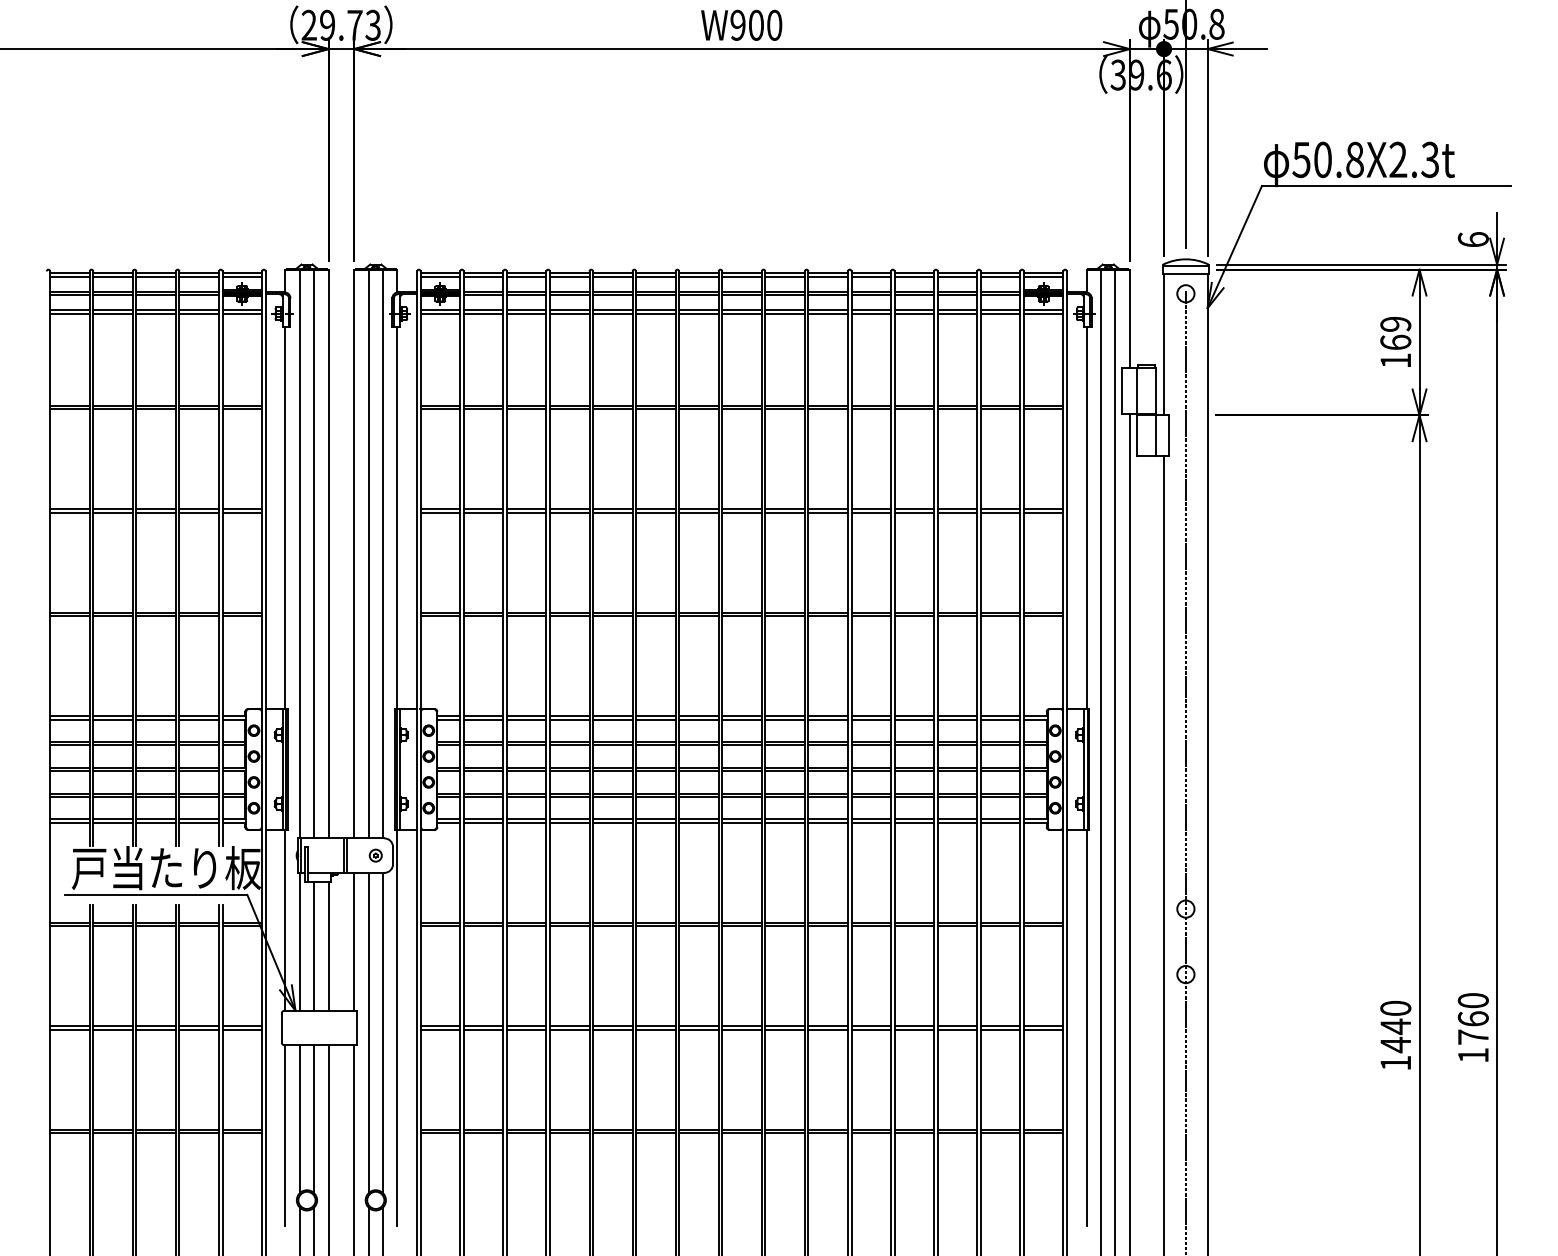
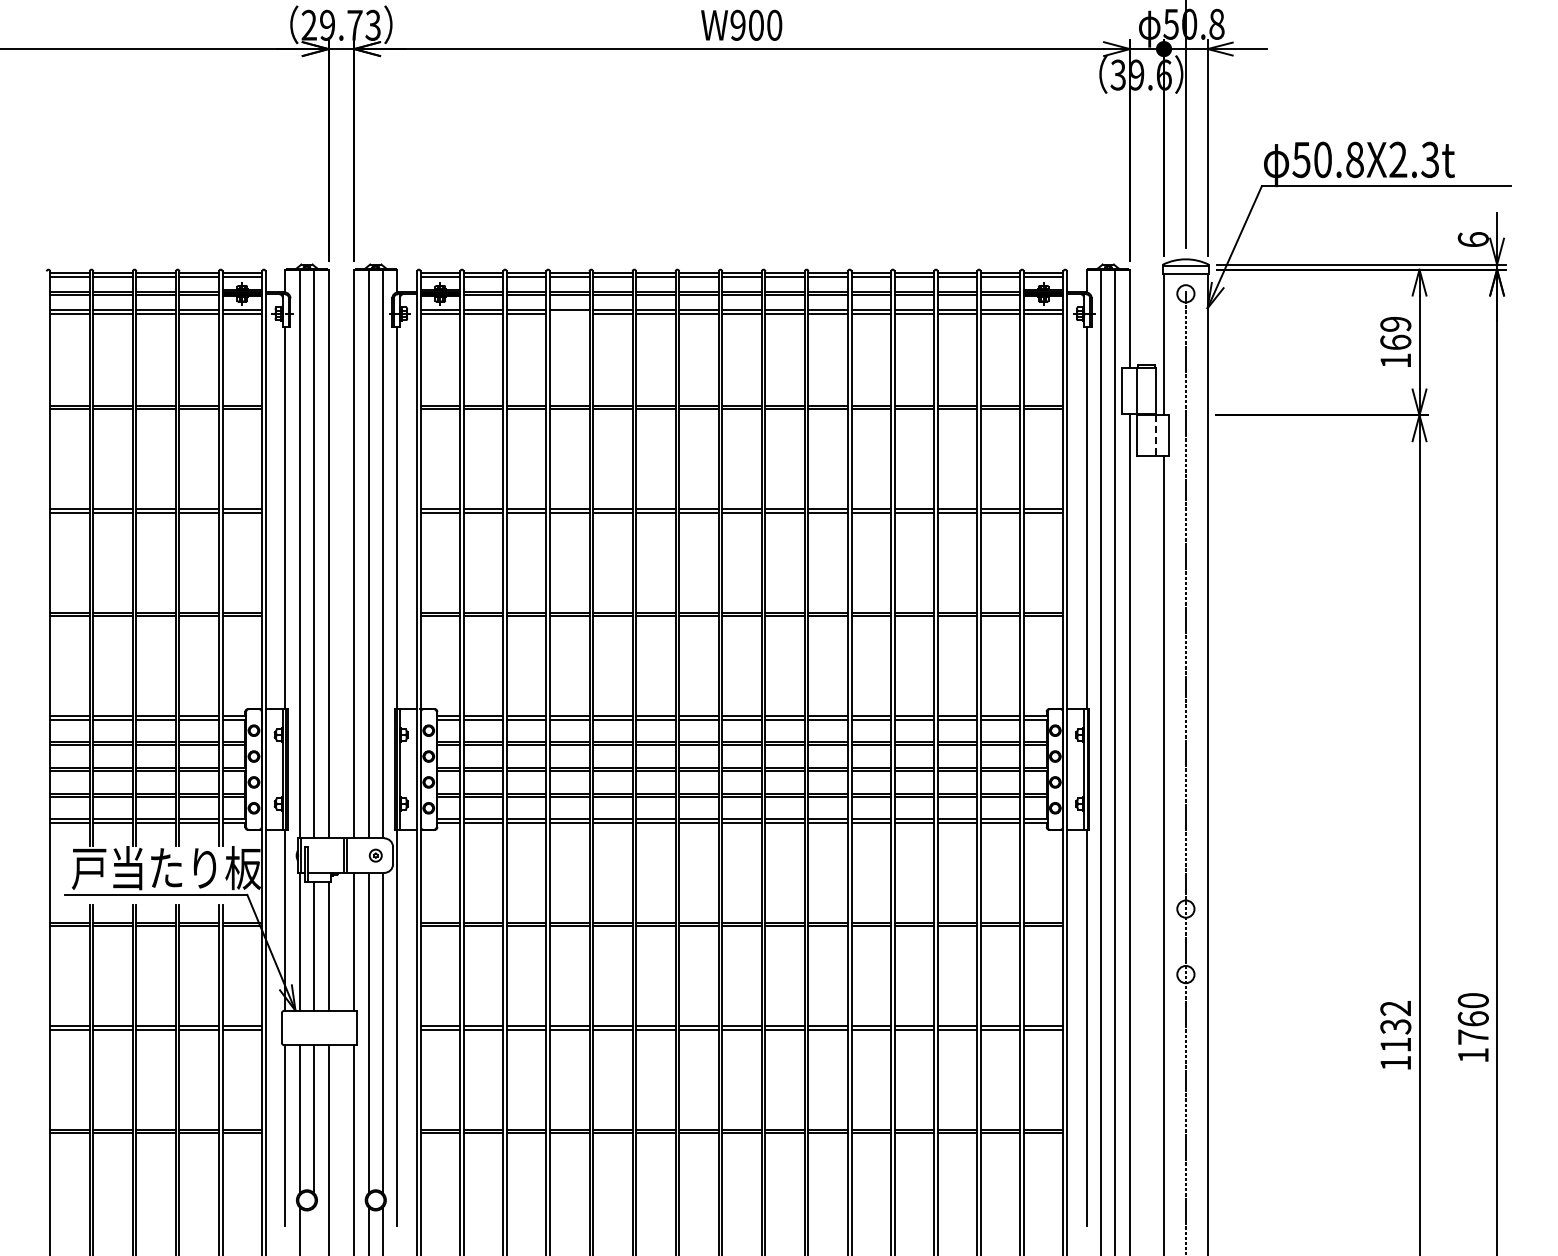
line: present -> none (569, 313)
line: solid -> dashed (1156, 436)
text: 1440 -> 1132 (1395, 1026)
line: present -> none (314, 1229)
